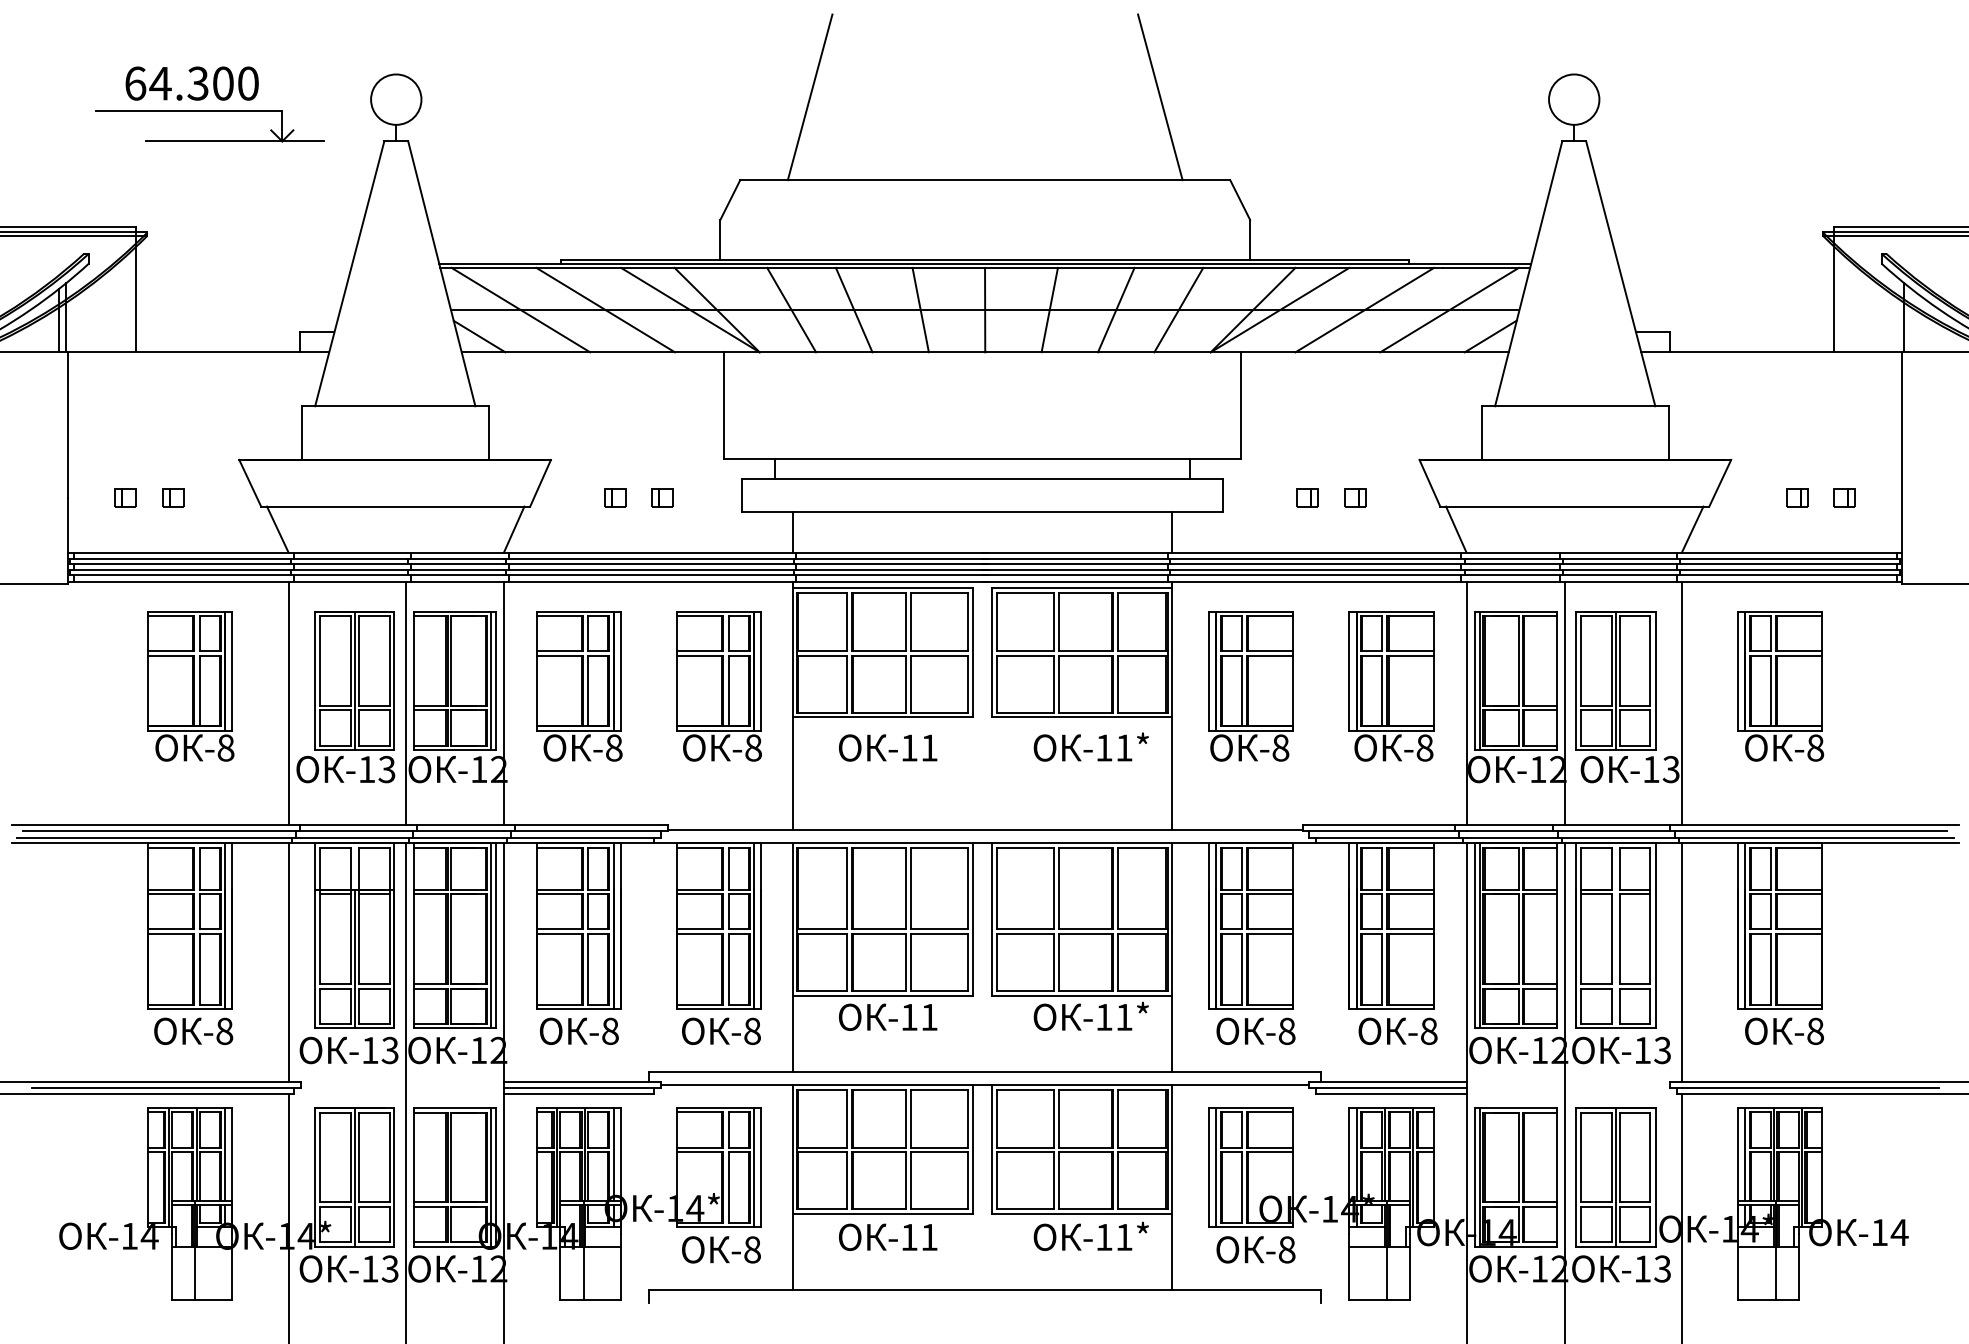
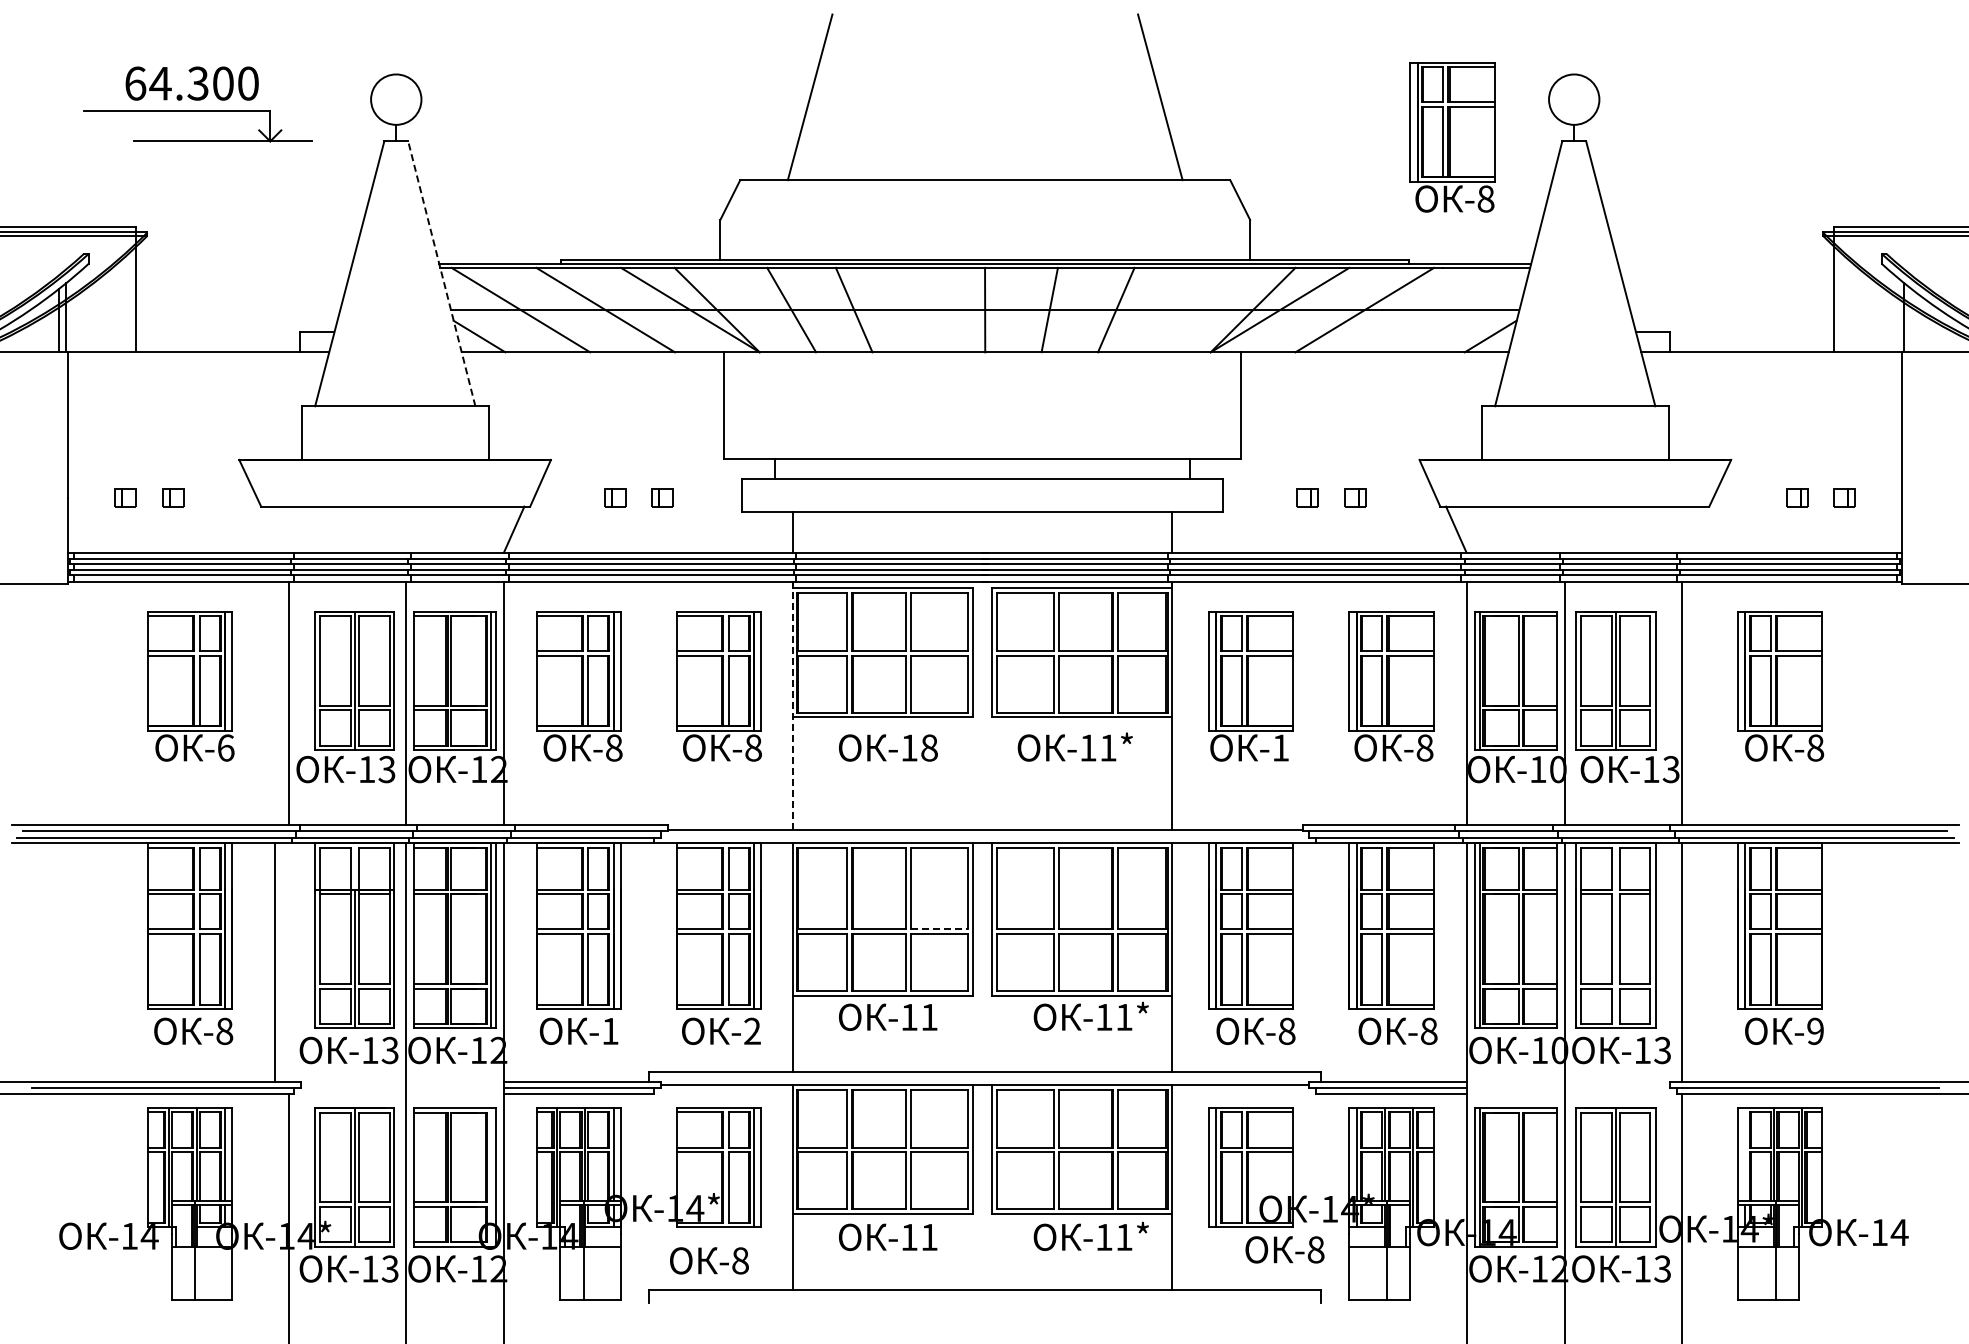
part: none -> present (1452, 137)
part position: (209, 140) -> (197, 140) (197, 140)
line: solid -> dashed (441, 273)
line: present -> none (920, 309)
line: present -> none (1178, 309)
line: present -> none (1449, 309)
line: present -> none (277, 529)
line: present -> none (1692, 529)
line: solid -> dashed (792, 705)
text position: (1090, 746) -> (1074, 746) (1074, 746)
text: -8 -> -6 (225, 747)
text: -11 -> -18 (929, 747)
text: -8 -> -1 (1280, 747)
text: -12 -> -10 (1558, 769)
line: solid -> dashed (940, 929)
line position: (288, 962) -> (274, 962) (274, 962)
text: -8 -> -2 (752, 1030)
text: -8 -> -9 (1815, 1030)
text: -8 -> -1 (610, 1031)
text: -12 -> -10 (1559, 1050)
line: present -> none (1745, 1154)
line: present -> none (490, 1177)
text position: (721, 1249) -> (709, 1260) (709, 1260)
text position: (1255, 1249) -> (1284, 1249) (1284, 1249)
